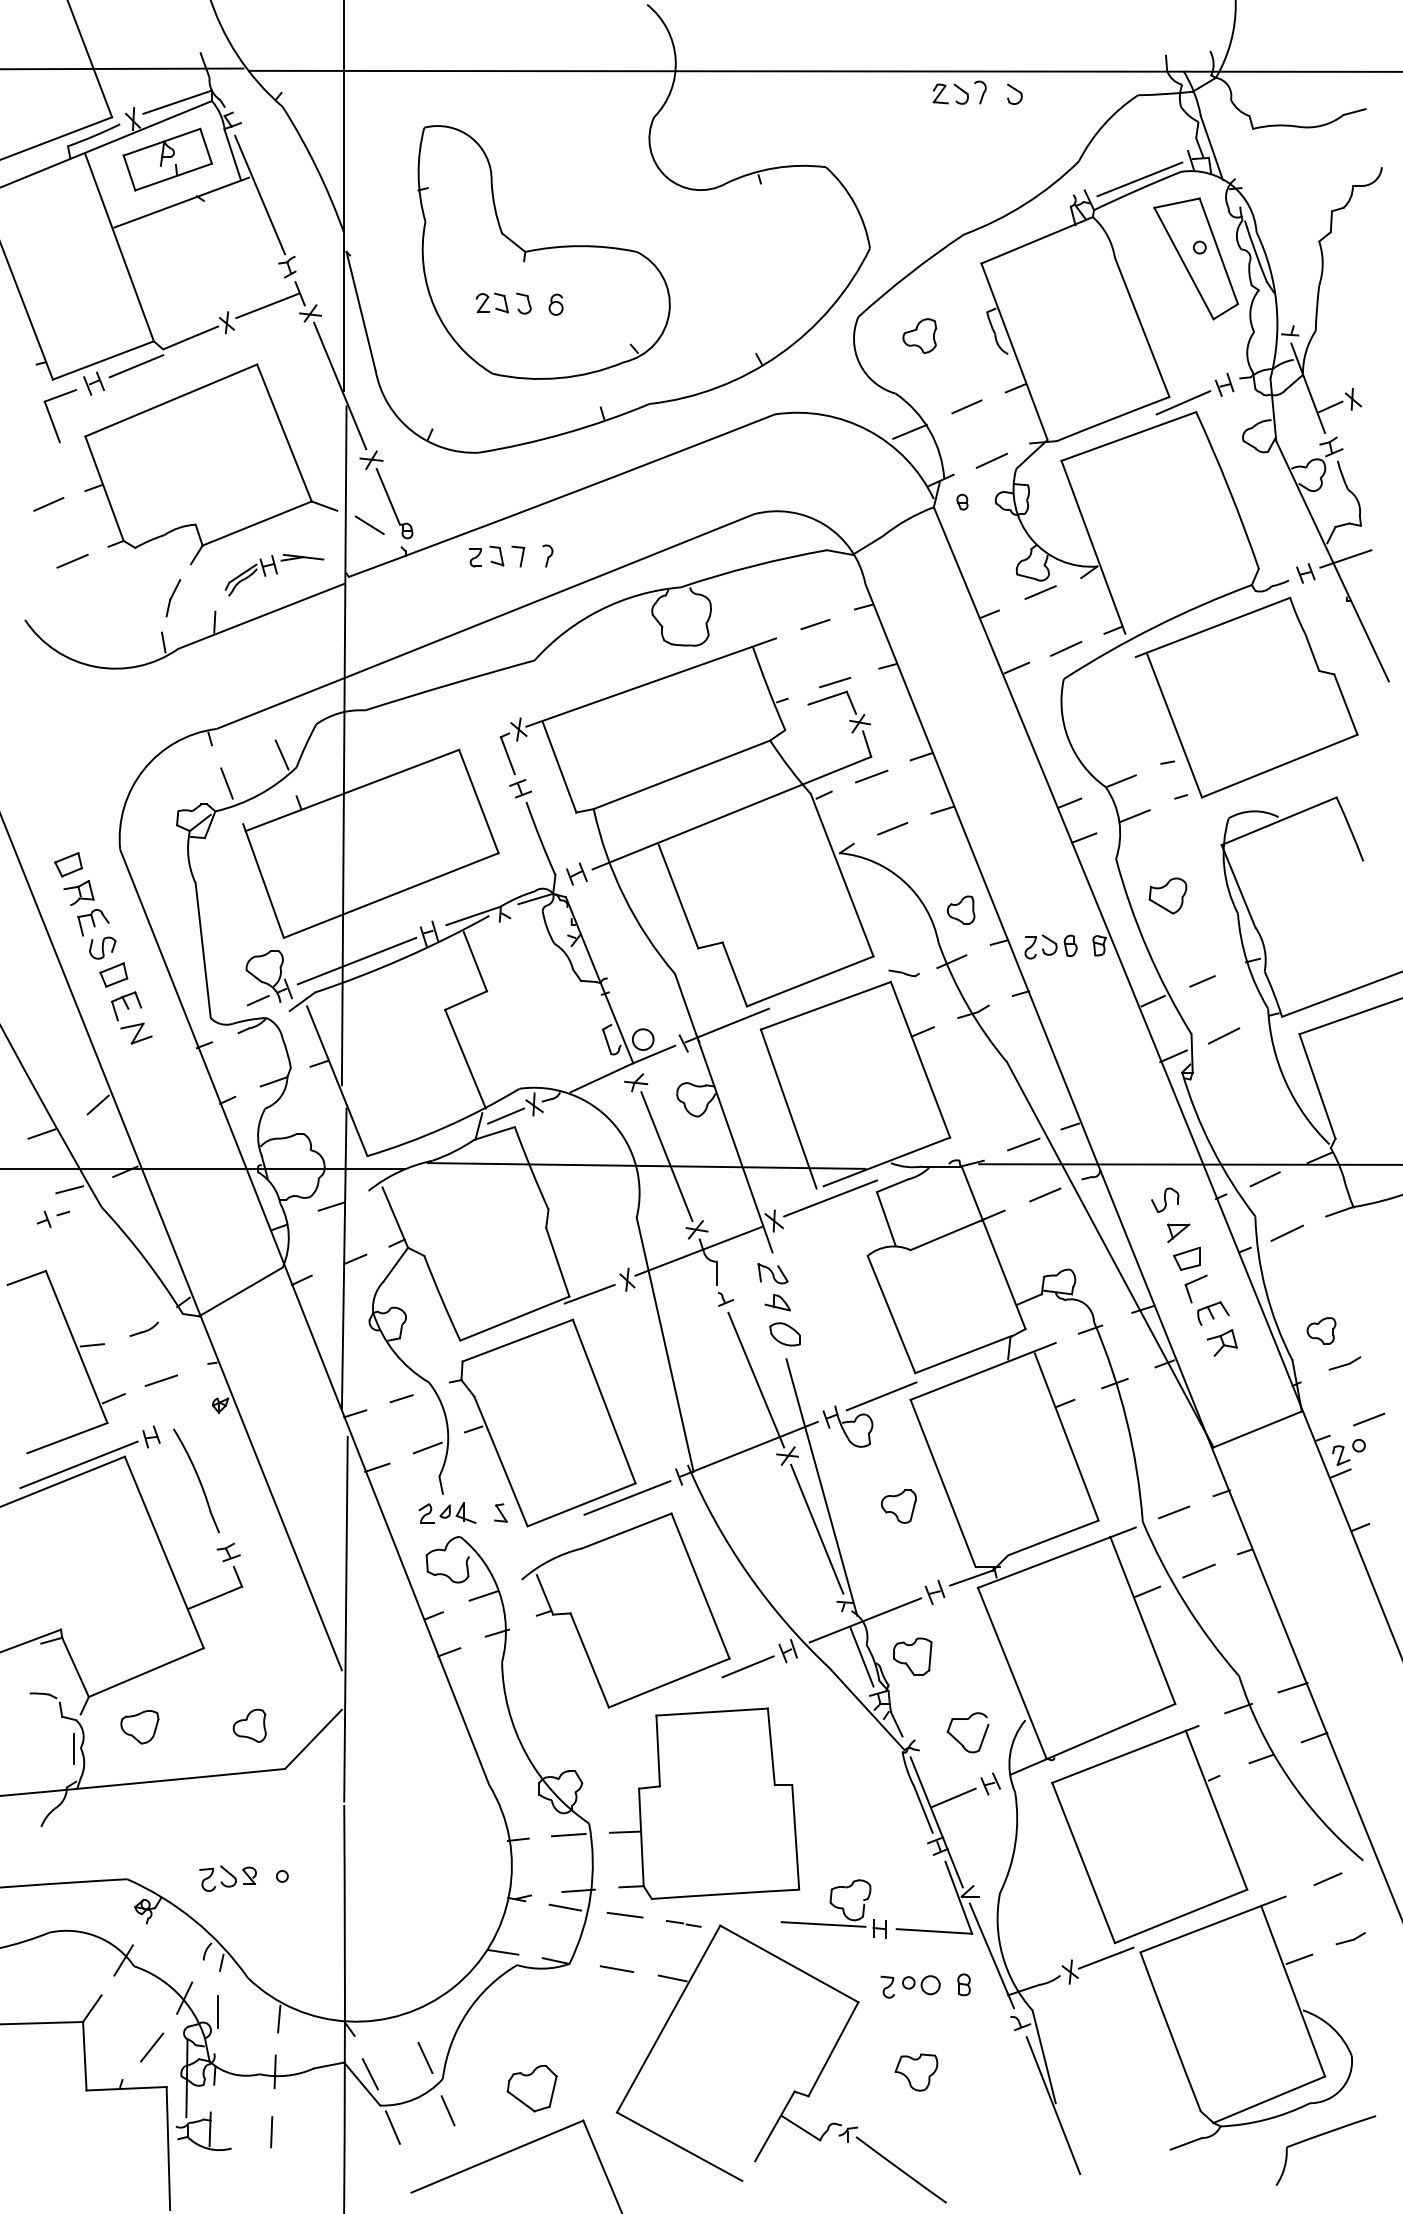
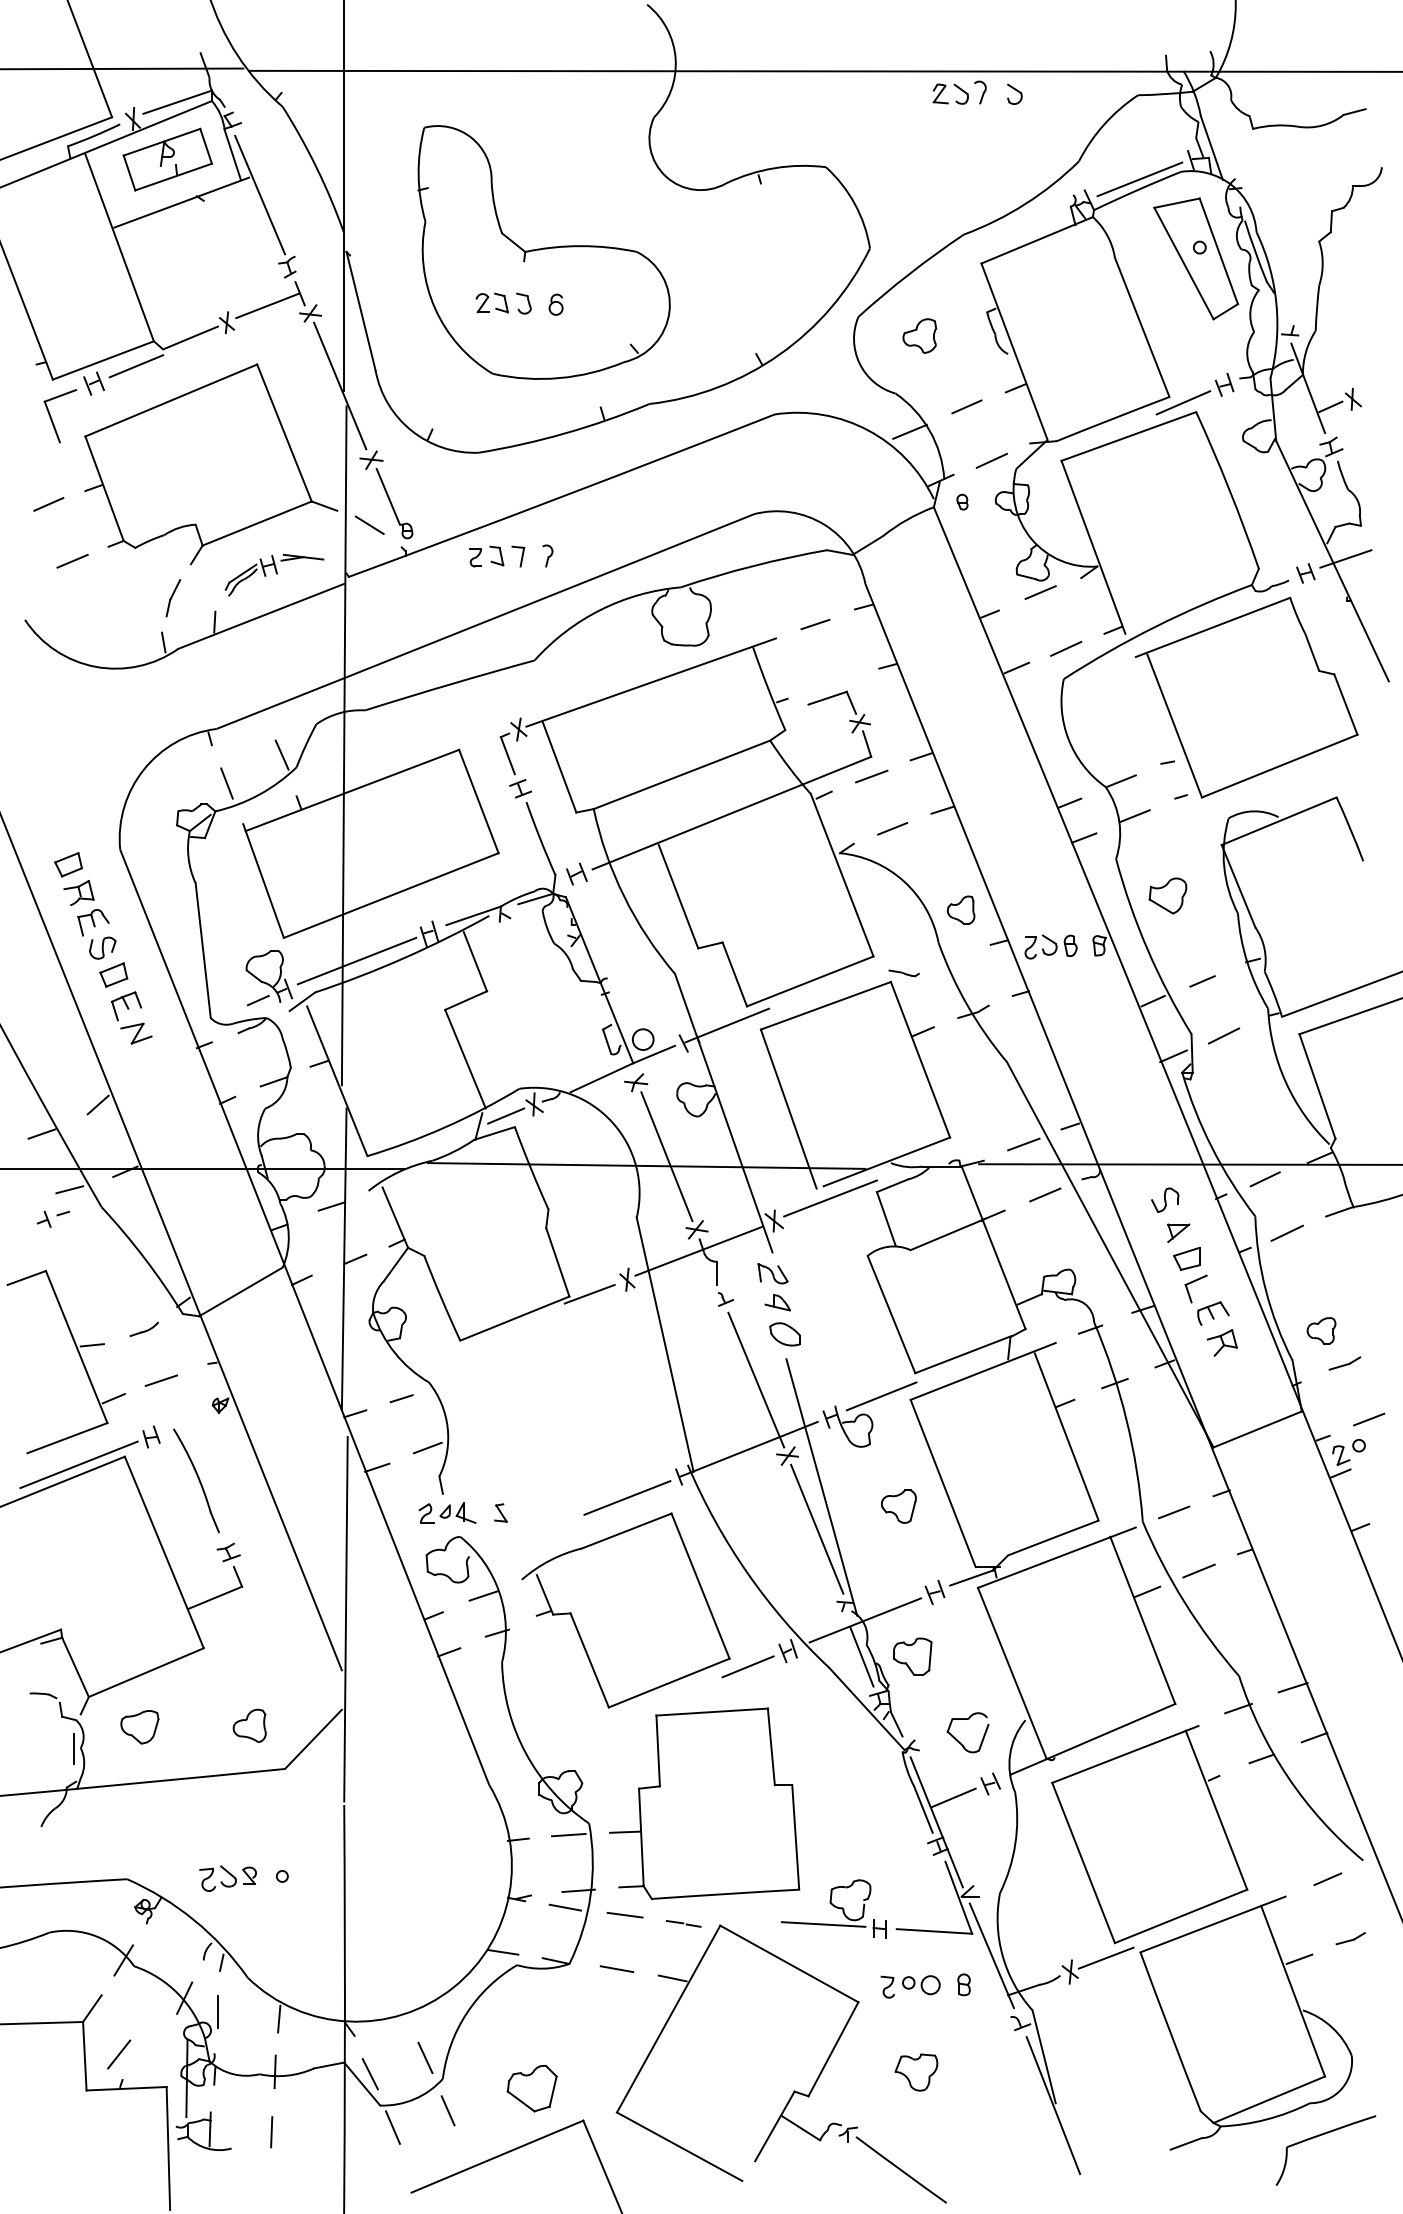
line: present -> none (835, 682)
line: present -> none (951, 961)
part: present -> none (542, 1422)
line position: (152, 2047) -> (119, 2054) (119, 2054)
